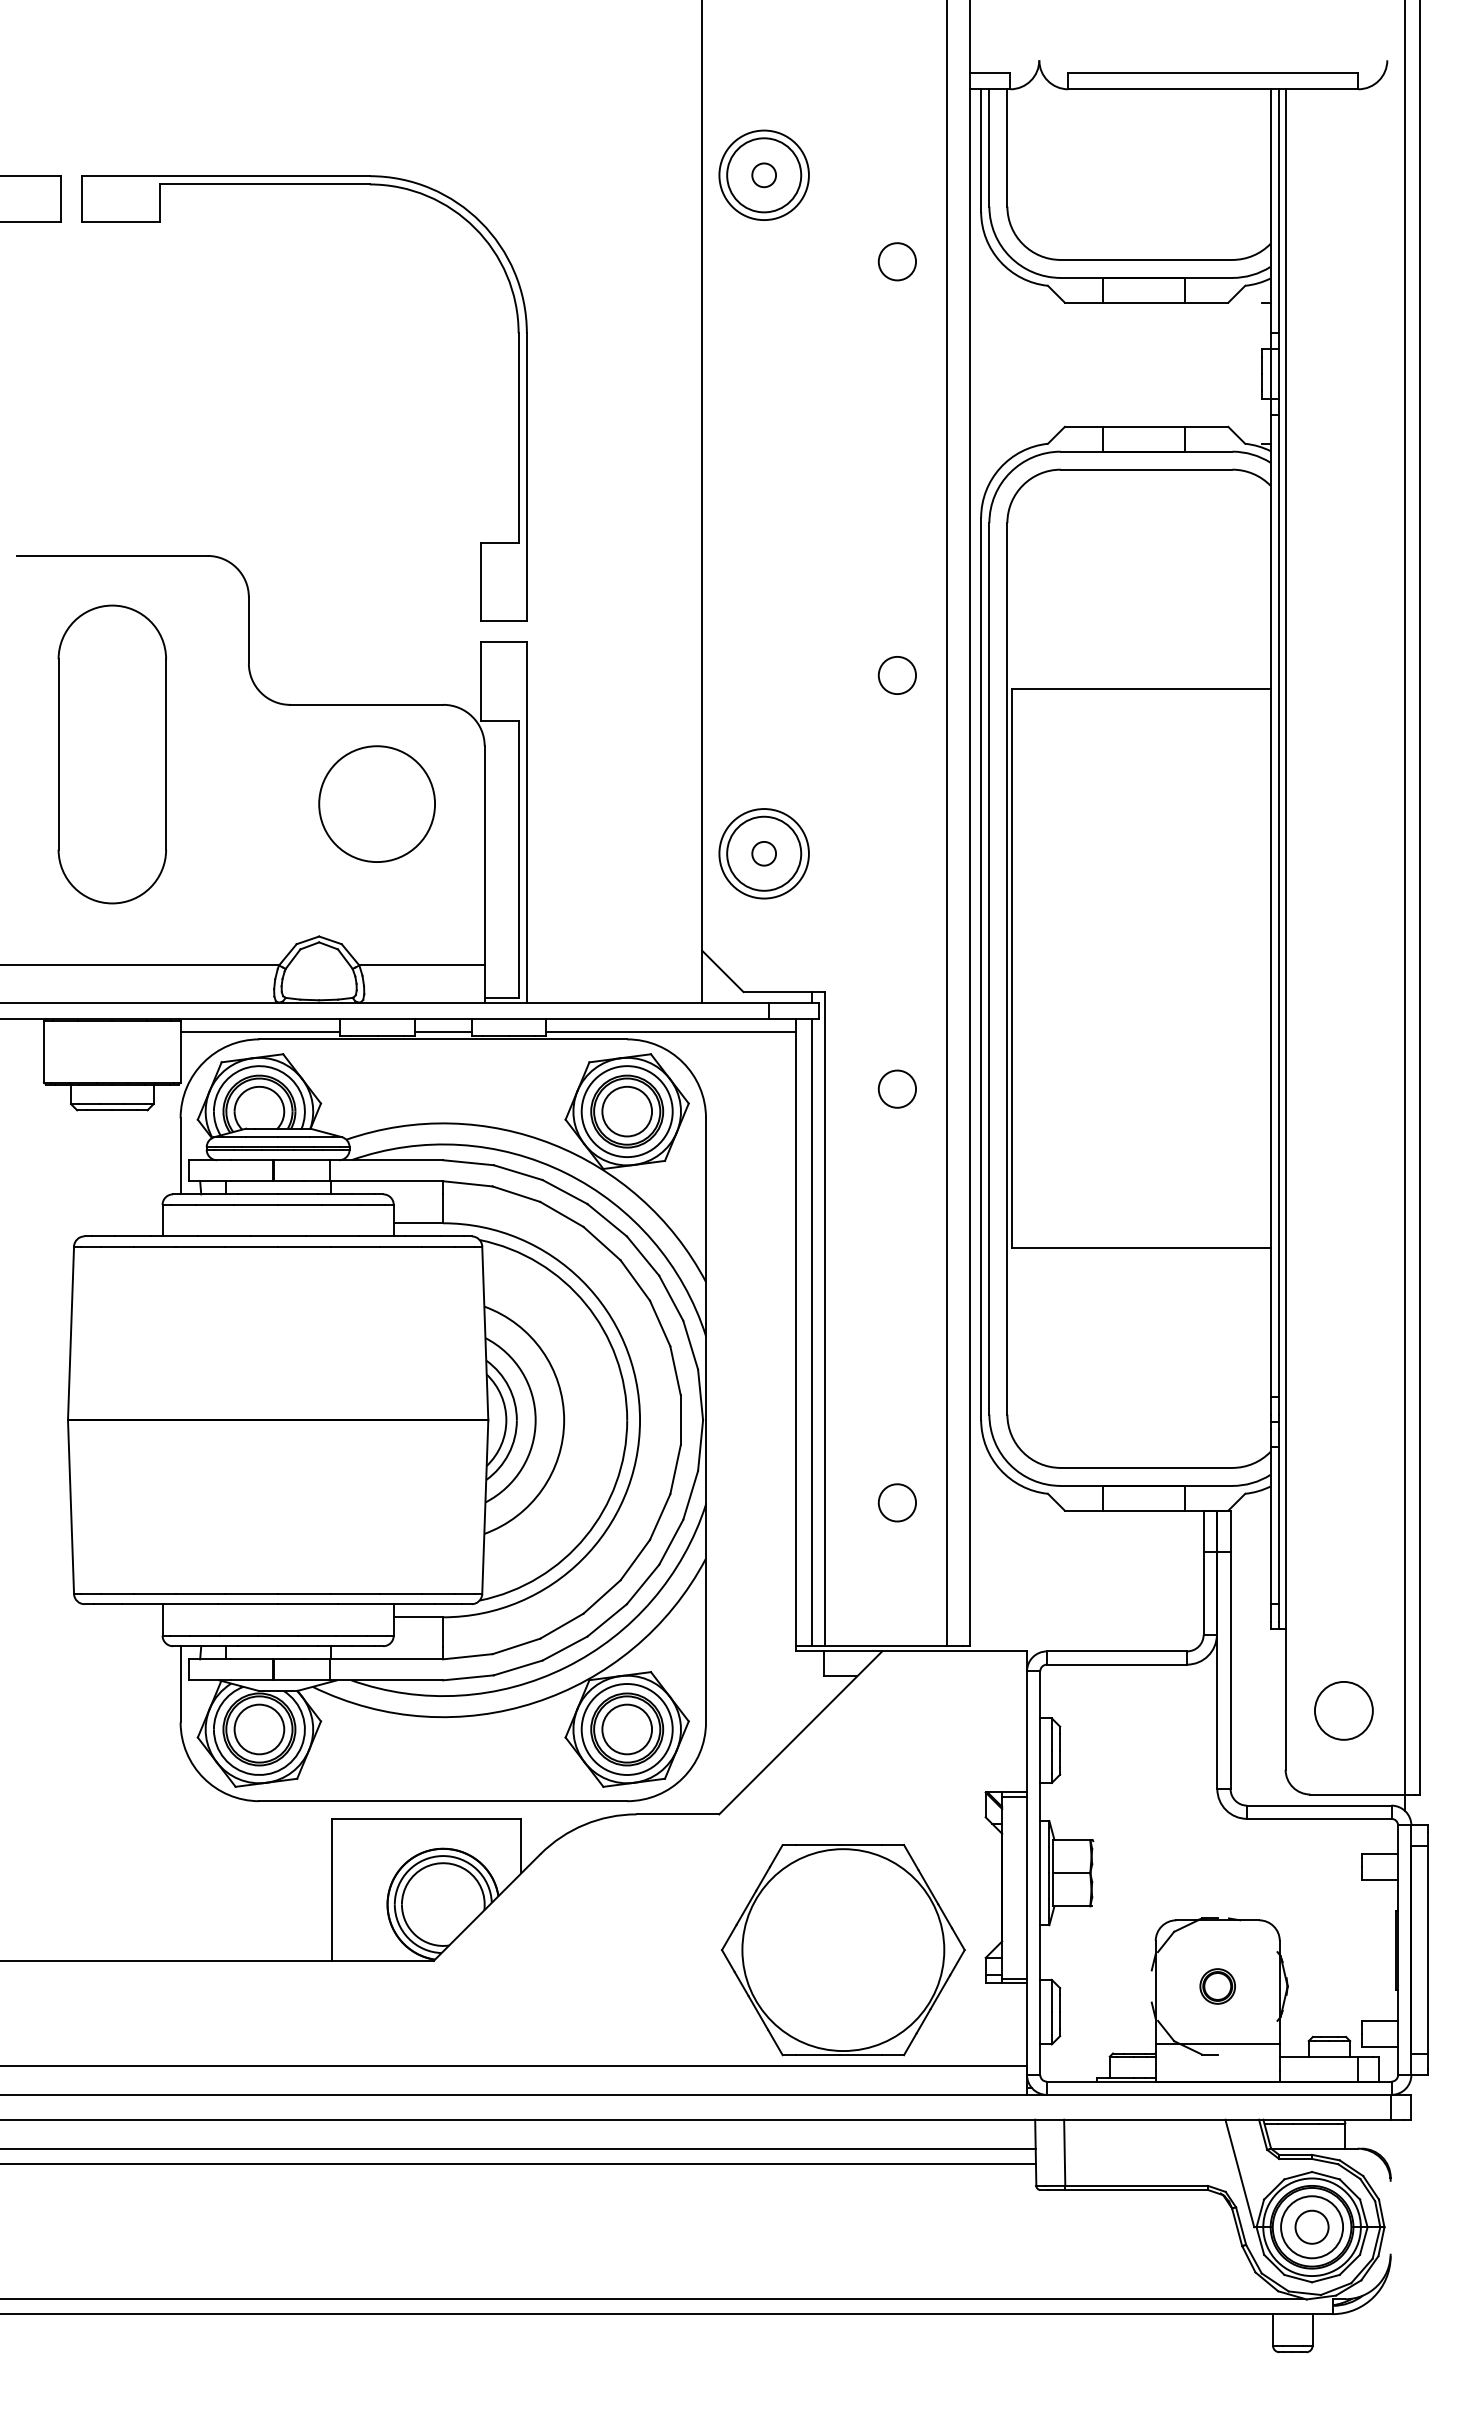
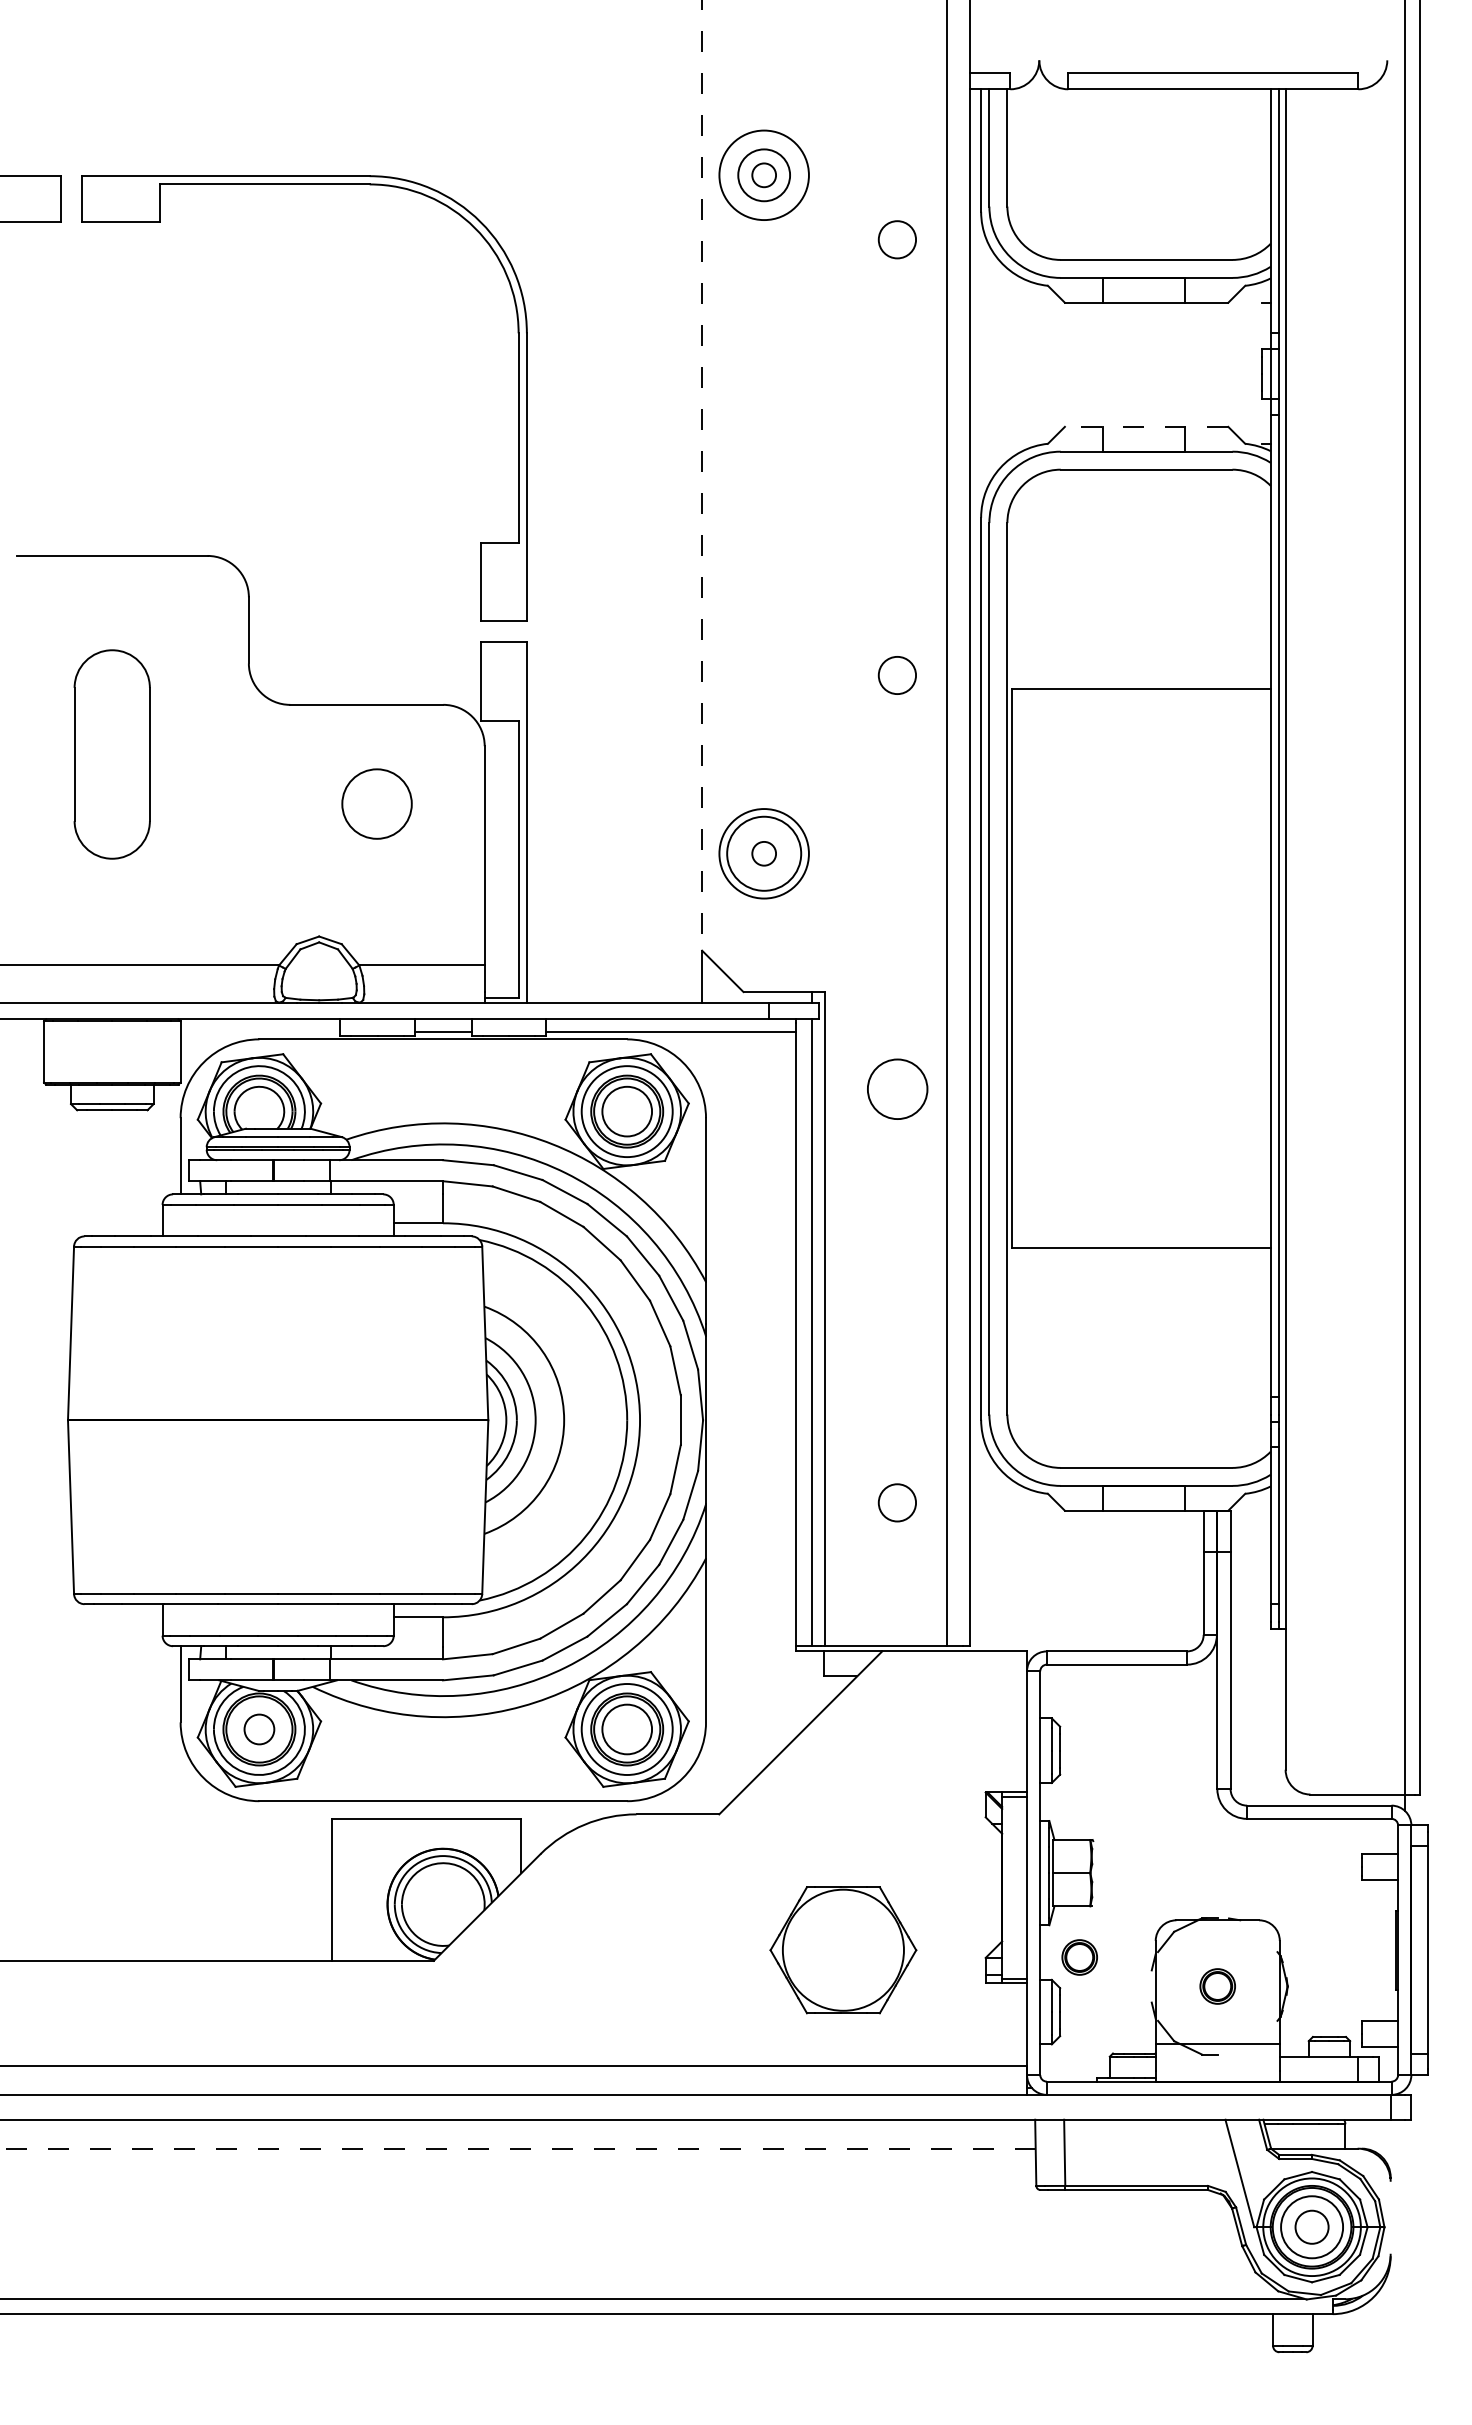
circle diameter: 74 px -> 52 px (764, 175)
circle position: (896, 261) -> (896, 239) (896, 239)
line: solid -> dashed (1146, 426)
line: solid -> dashed (702, 476)
part size: 110x301 px -> 78x211 px (111, 754)
circle size: 118x118 px -> 72x72 px (376, 803)
line: present -> none (260, 1031)
circle size: 40x40 px -> 62x62 px (897, 1088)
circle: present -> none (1343, 1710)
circle diameter: 50 px -> 30 px (259, 1729)
part size: 245x213 px -> 149x129 px (843, 1950)
part: none -> present (1079, 1957)
line: solid -> dashed (517, 2148)
line: present -> none (518, 2163)
